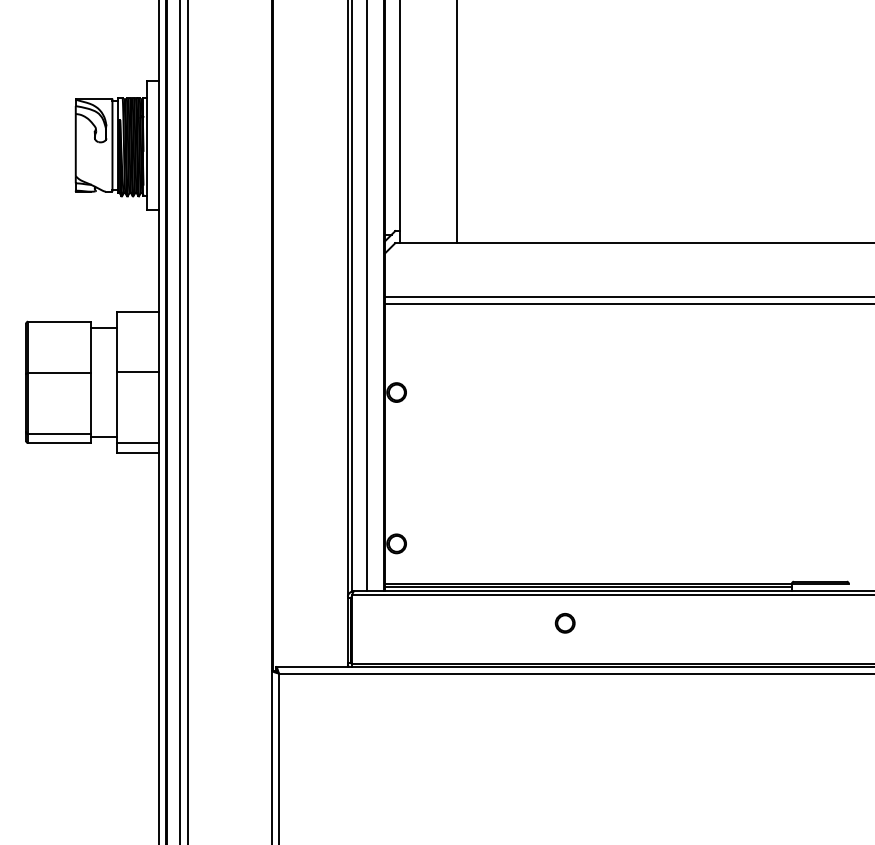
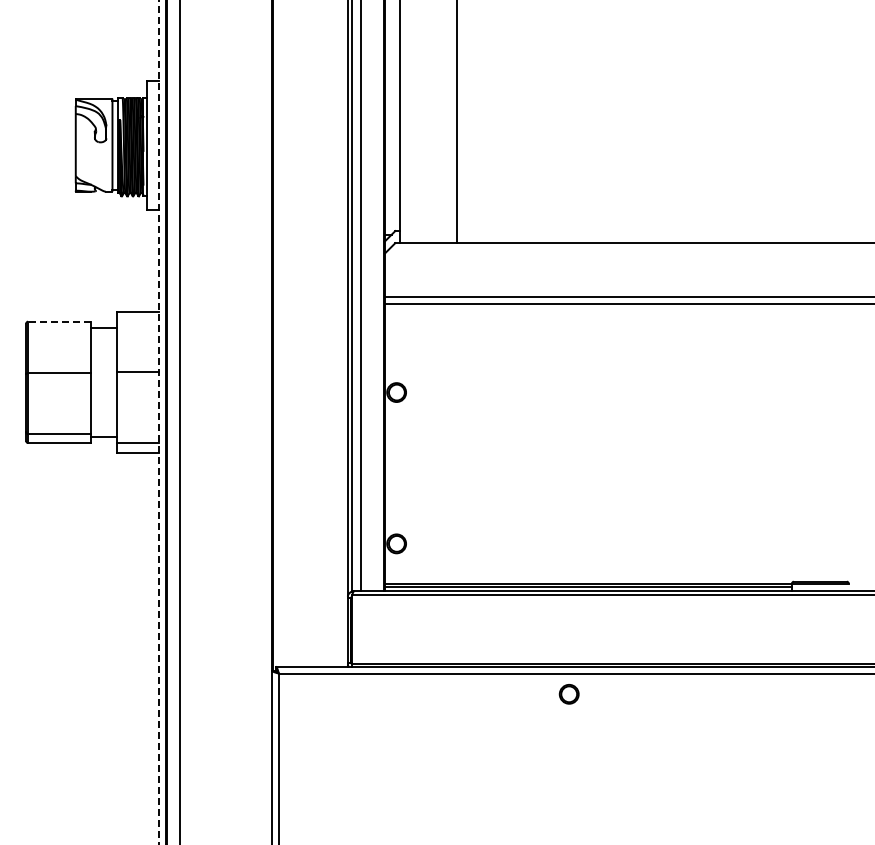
line position: (366, 296) -> (360, 296) (360, 296)
line: solid -> dashed (58, 321)
line: present -> none (187, 421)
line: solid -> dashed (158, 422)
part position: (564, 623) -> (568, 694) (568, 694)
